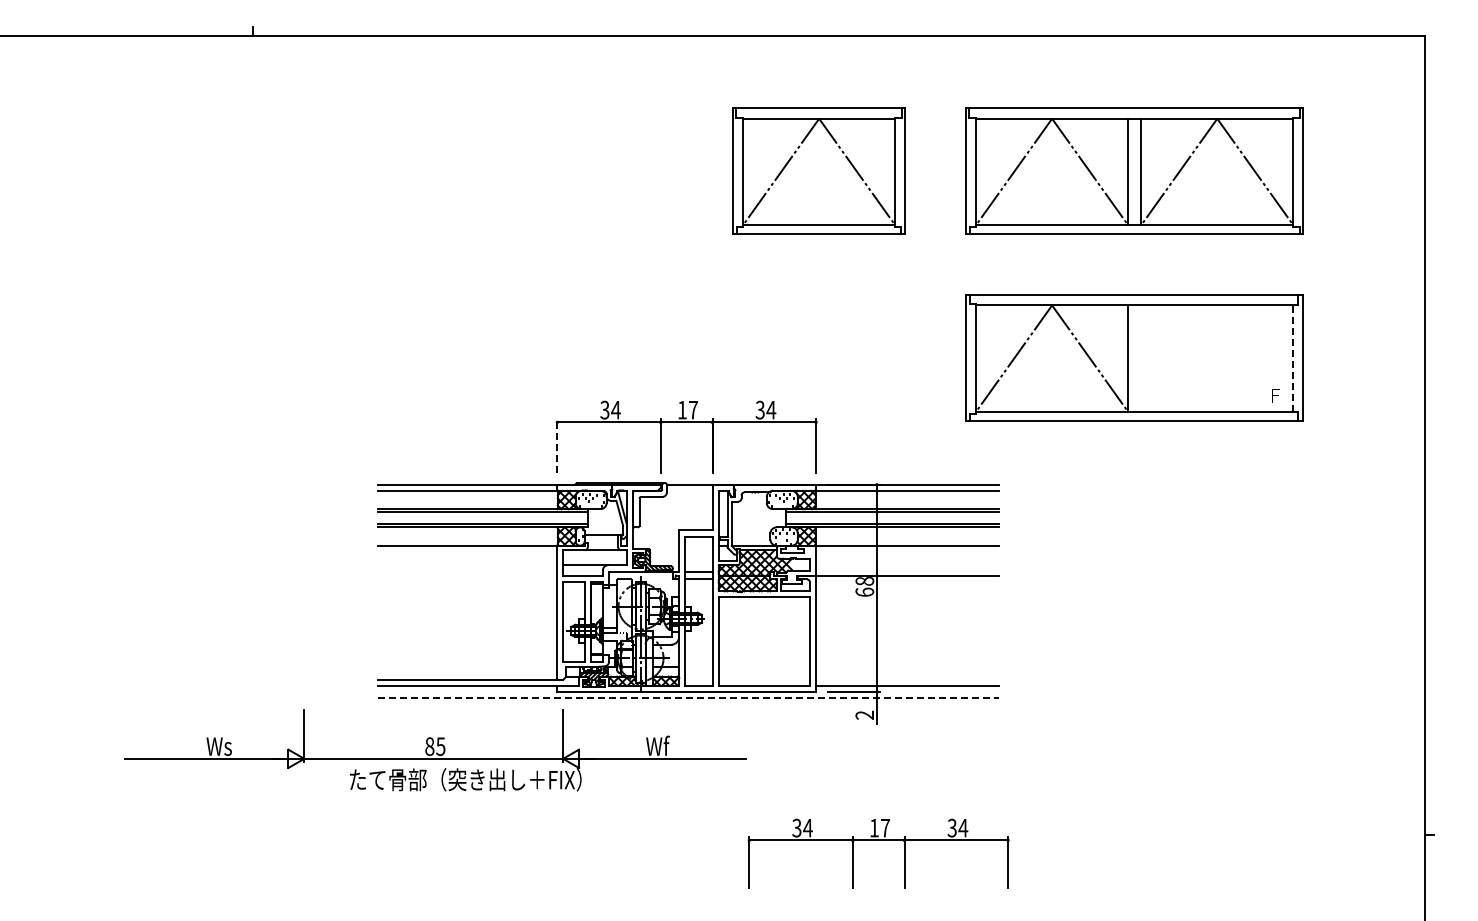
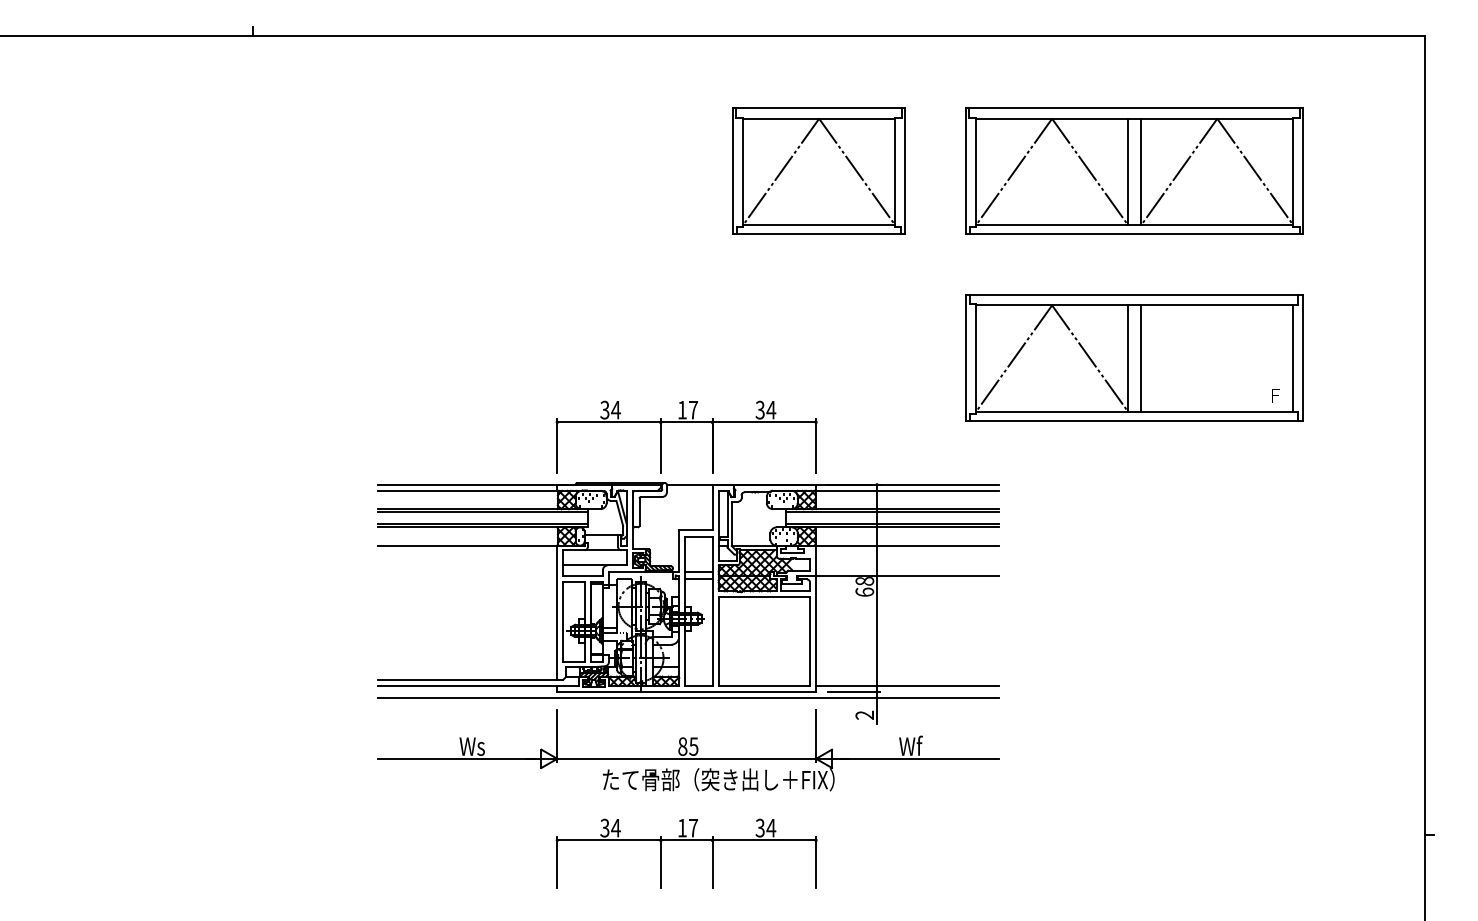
line: none -> present (1141, 358)
line: dashed -> solid (1293, 358)
line: dashed -> solid (557, 445)
line: dashed -> solid (689, 697)
part position: (435, 750) -> (688, 750) (688, 750)
part position: (878, 840) -> (686, 840) (686, 840)
